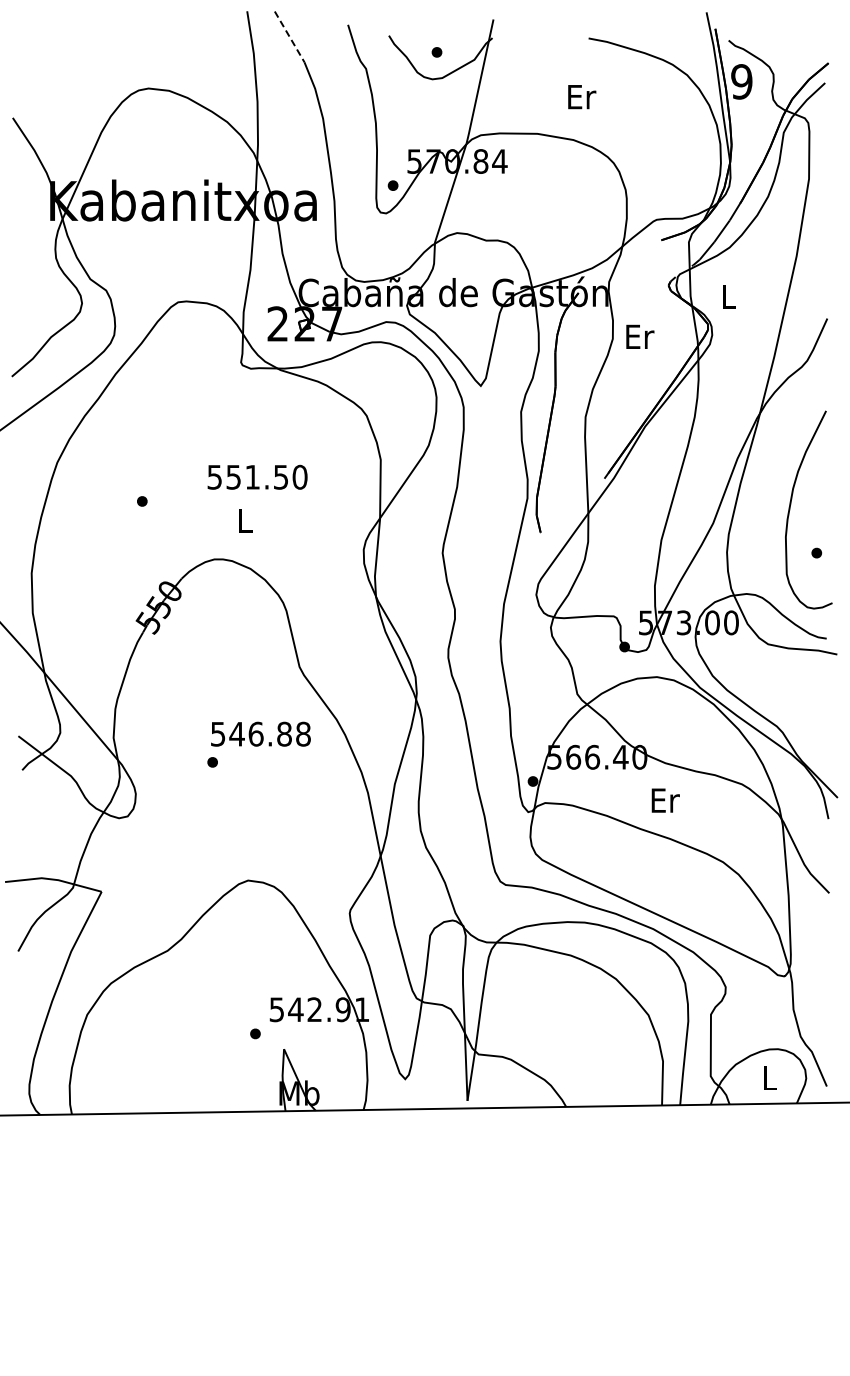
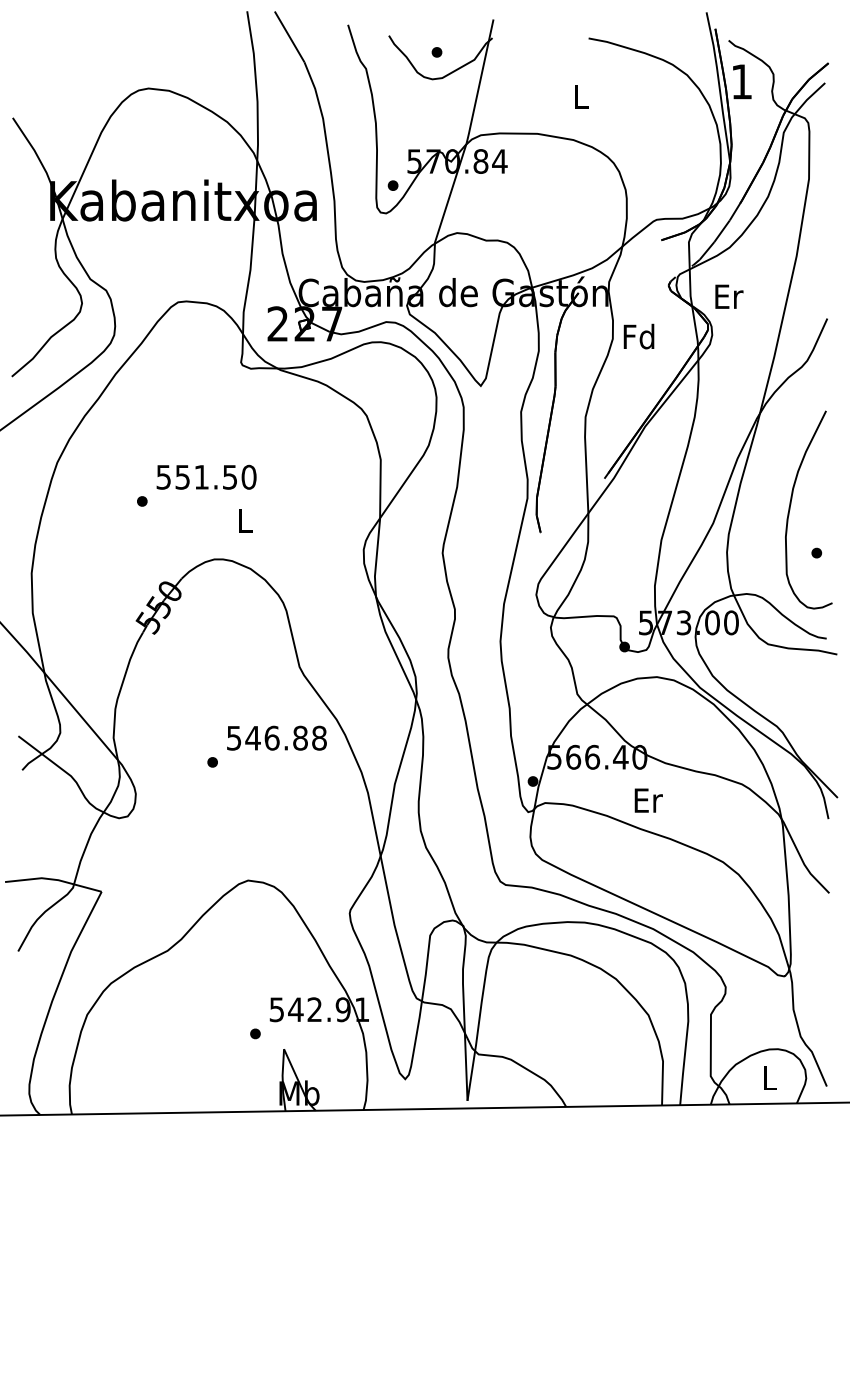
line: dashed -> solid (289, 37)
text: 9 -> 1 (741, 81)
text: Er -> L (582, 97)
text: L -> Er (729, 296)
text: Er -> Fd (638, 336)
text position: (257, 476) -> (206, 476) (206, 476)
text position: (260, 733) -> (276, 737) (276, 737)
text position: (665, 800) -> (648, 800) (648, 800)
